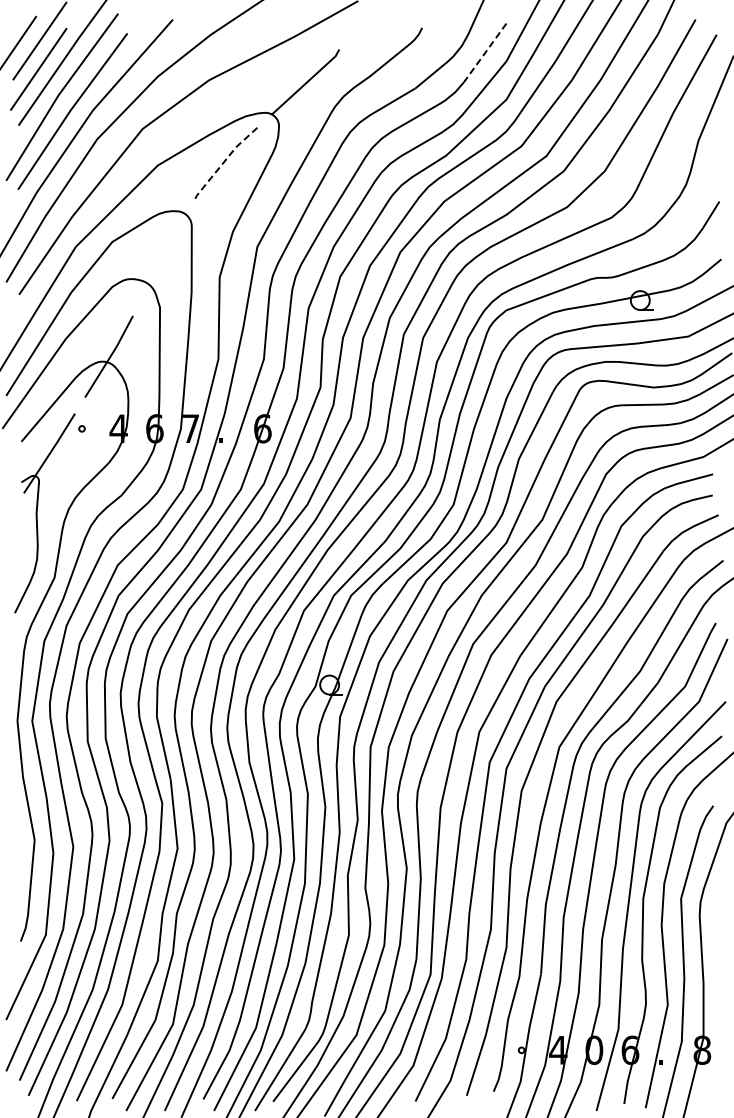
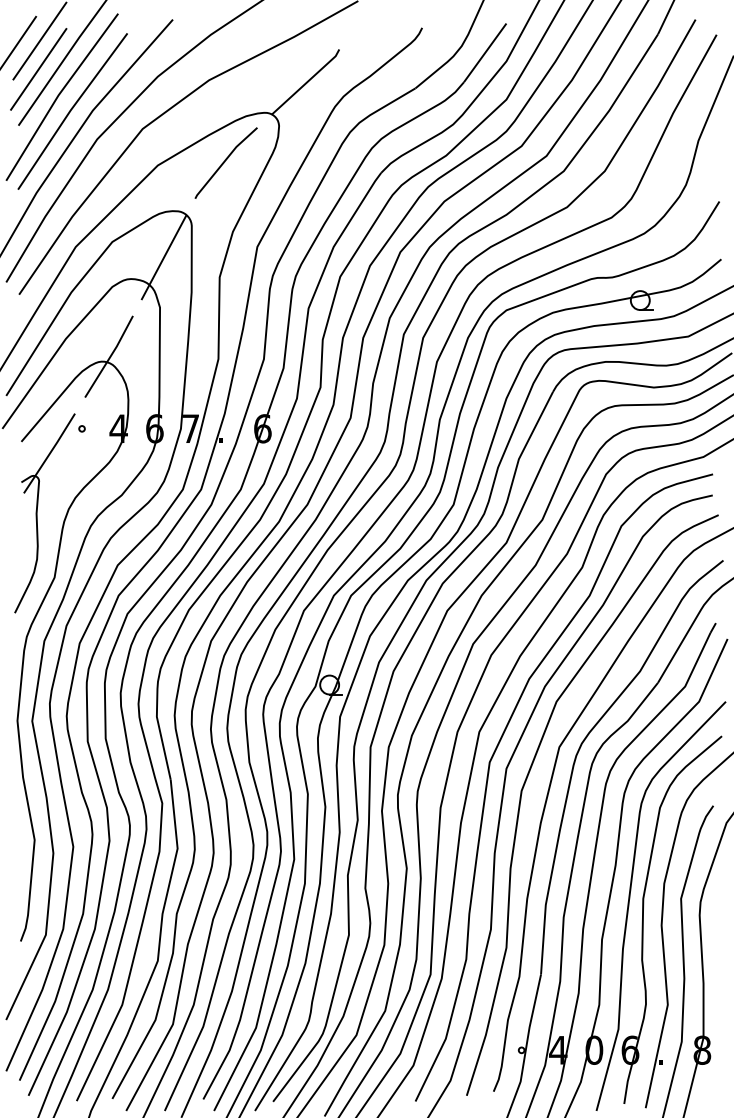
line: dashed -> solid (484, 53)
line: dashed -> solid (224, 161)
line: none -> present (163, 257)
